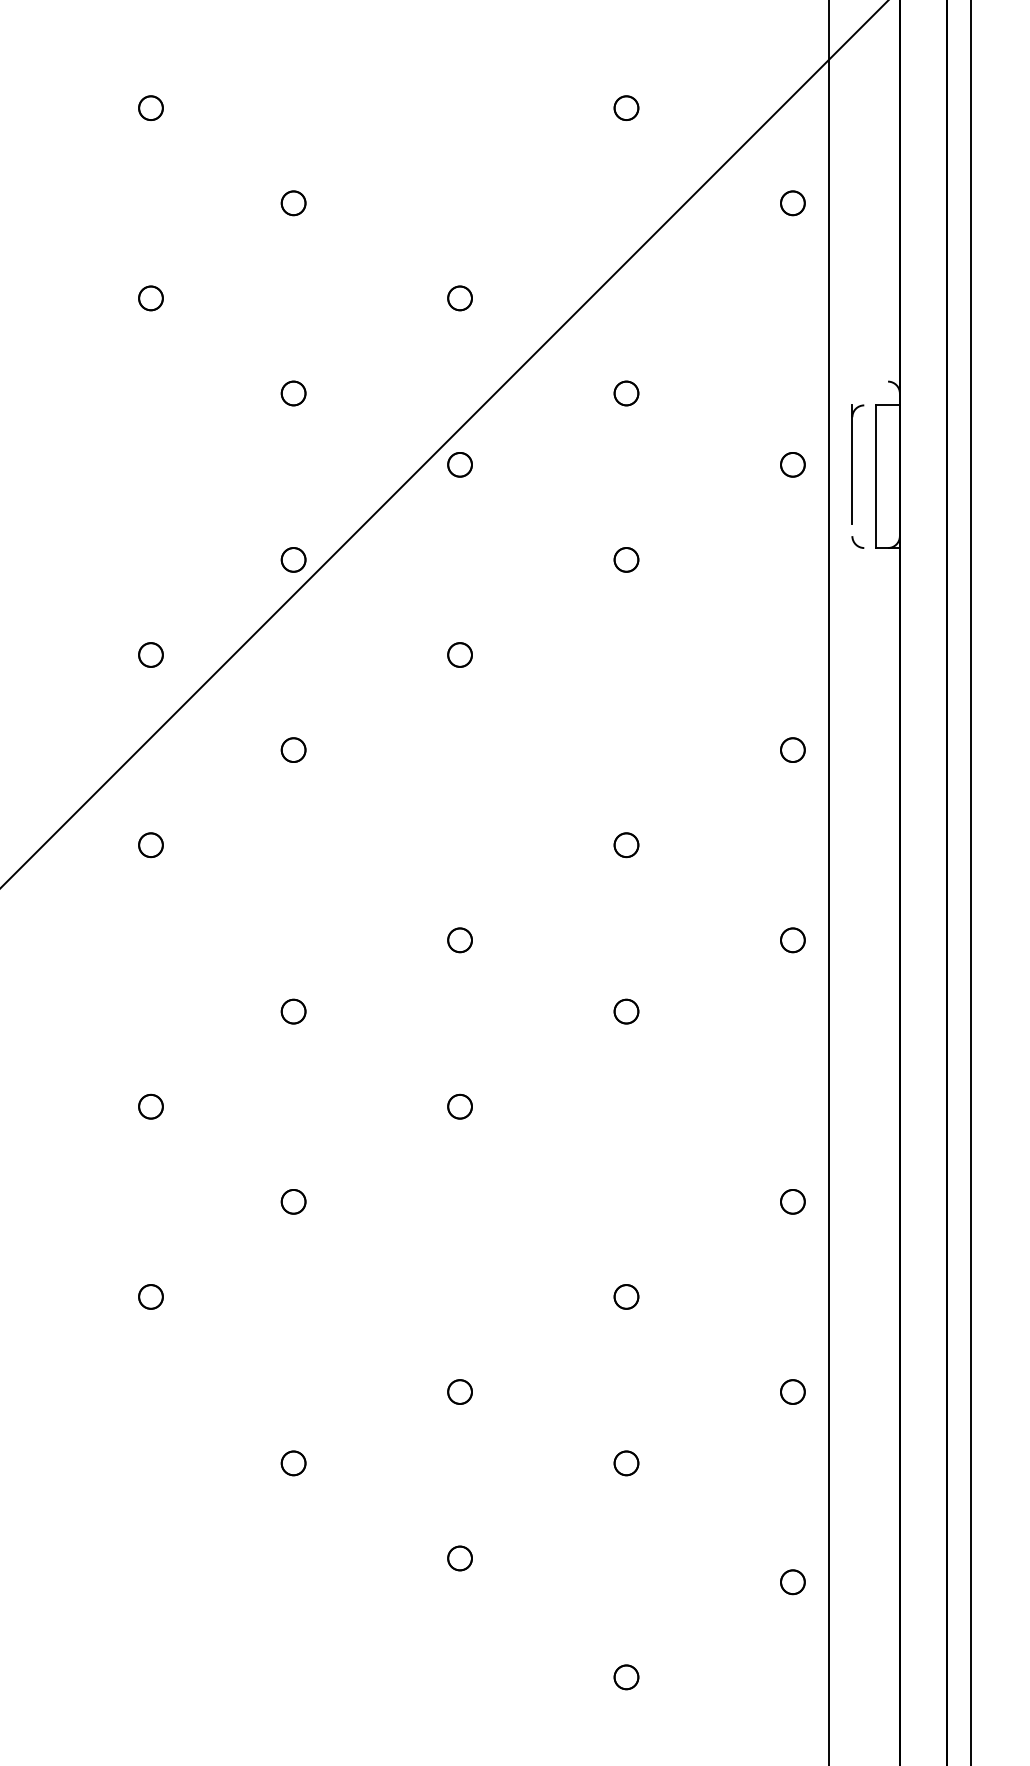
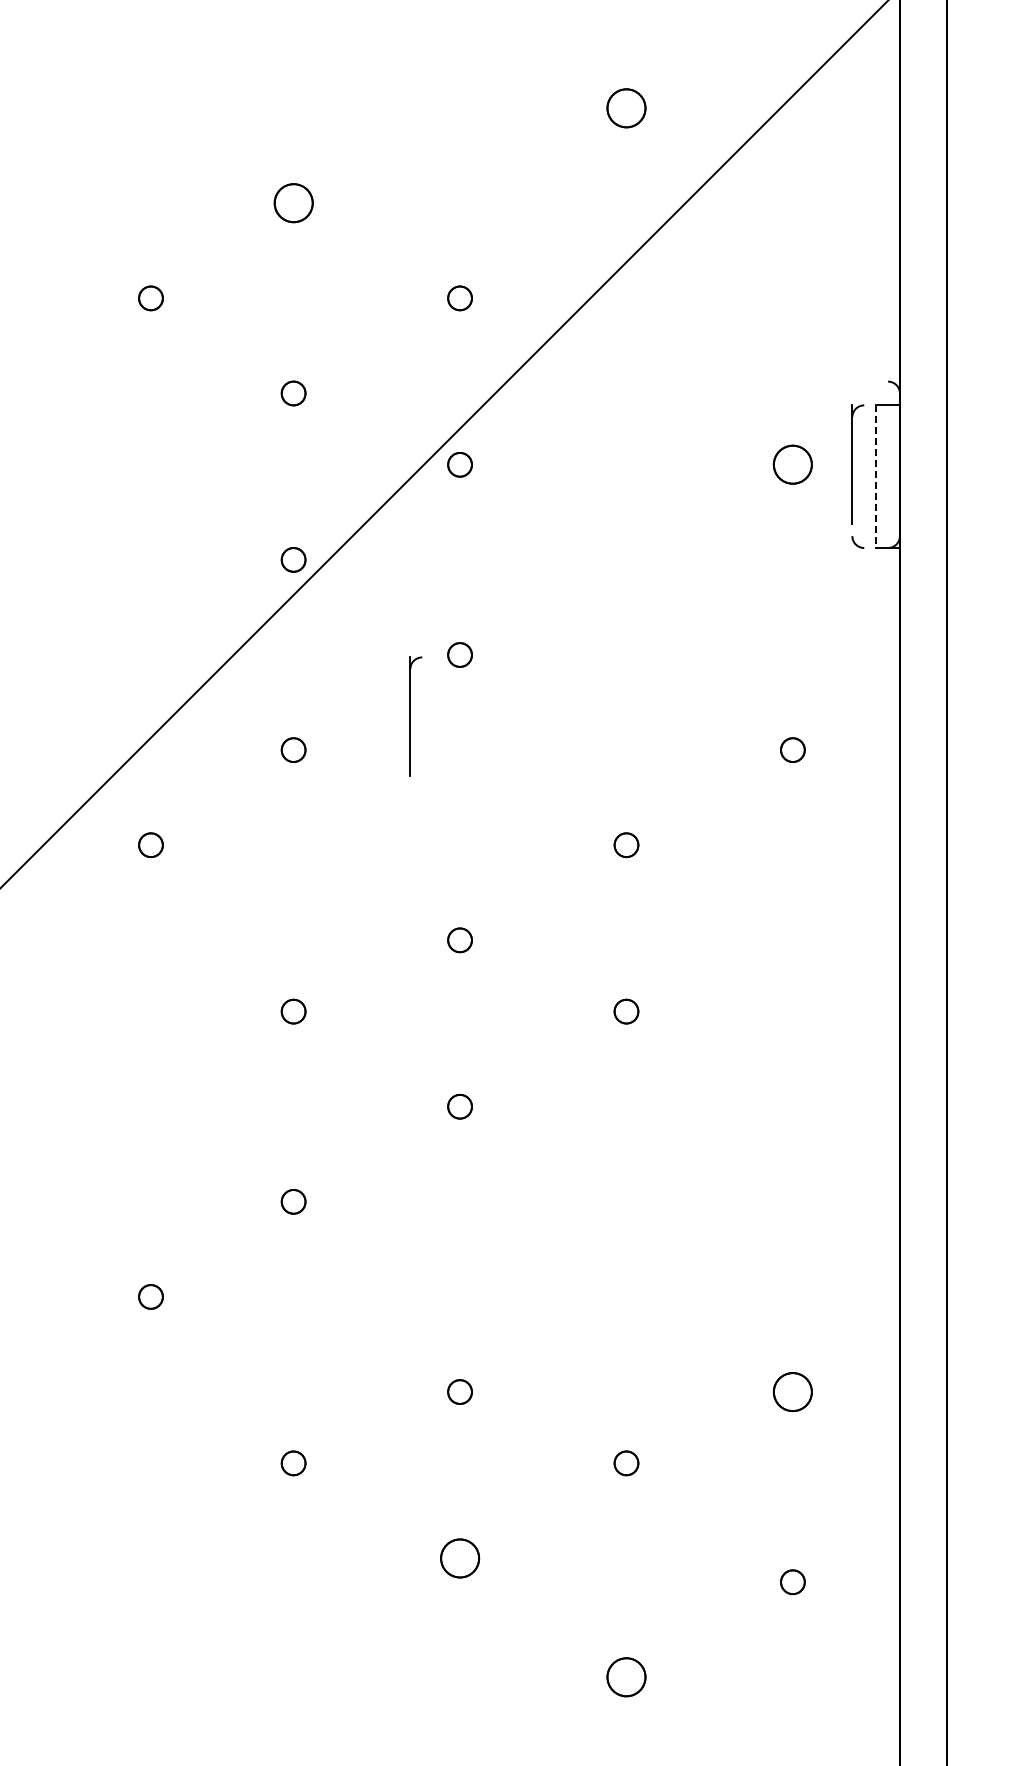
part: present -> none (150, 107)
part size: 27x26 px -> 41x41 px (626, 108)
part size: 27x27 px -> 41x41 px (293, 203)
part: present -> none (792, 203)
part: present -> none (626, 393)
part size: 26x26 px -> 41x41 px (792, 464)
line: solid -> dashed (876, 477)
part: present -> none (626, 559)
part: present -> none (150, 654)
part: none -> present (415, 716)
line: present -> none (828, 882)
line: present -> none (971, 882)
part: present -> none (792, 940)
part: present -> none (150, 1106)
part: present -> none (792, 1201)
part: present -> none (626, 1296)
part size: 26x26 px -> 41x41 px (792, 1392)
part size: 26x27 px -> 41x41 px (460, 1558)
part size: 27x27 px -> 41x41 px (626, 1677)
